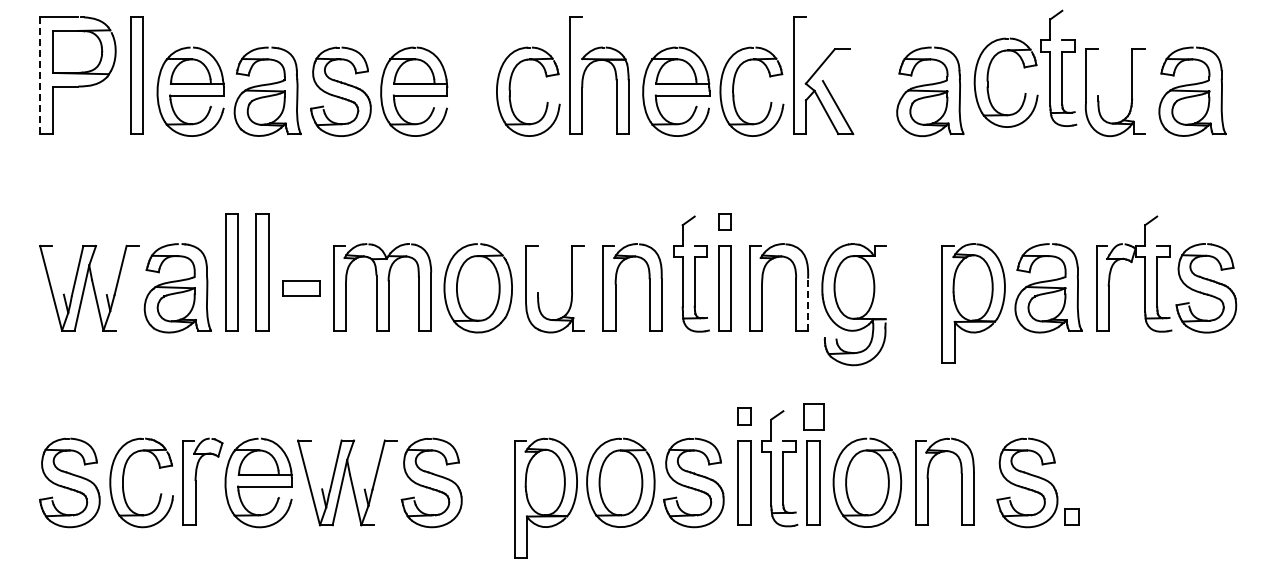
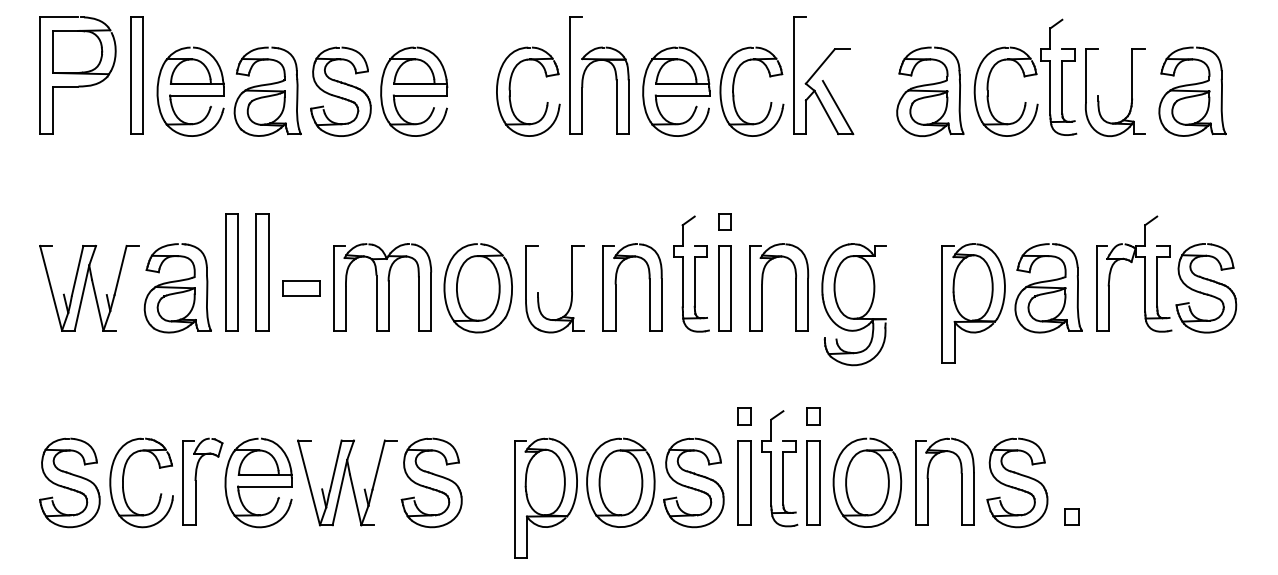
part position: (1025, 68) -> (1025, 77) (1025, 77)
line: dashed -> solid (40, 76)
line: dashed -> solid (808, 304)
part size: 22x28 px -> 15x19 px (813, 416)
part position: (1027, 482) -> (1017, 482) (1017, 482)
